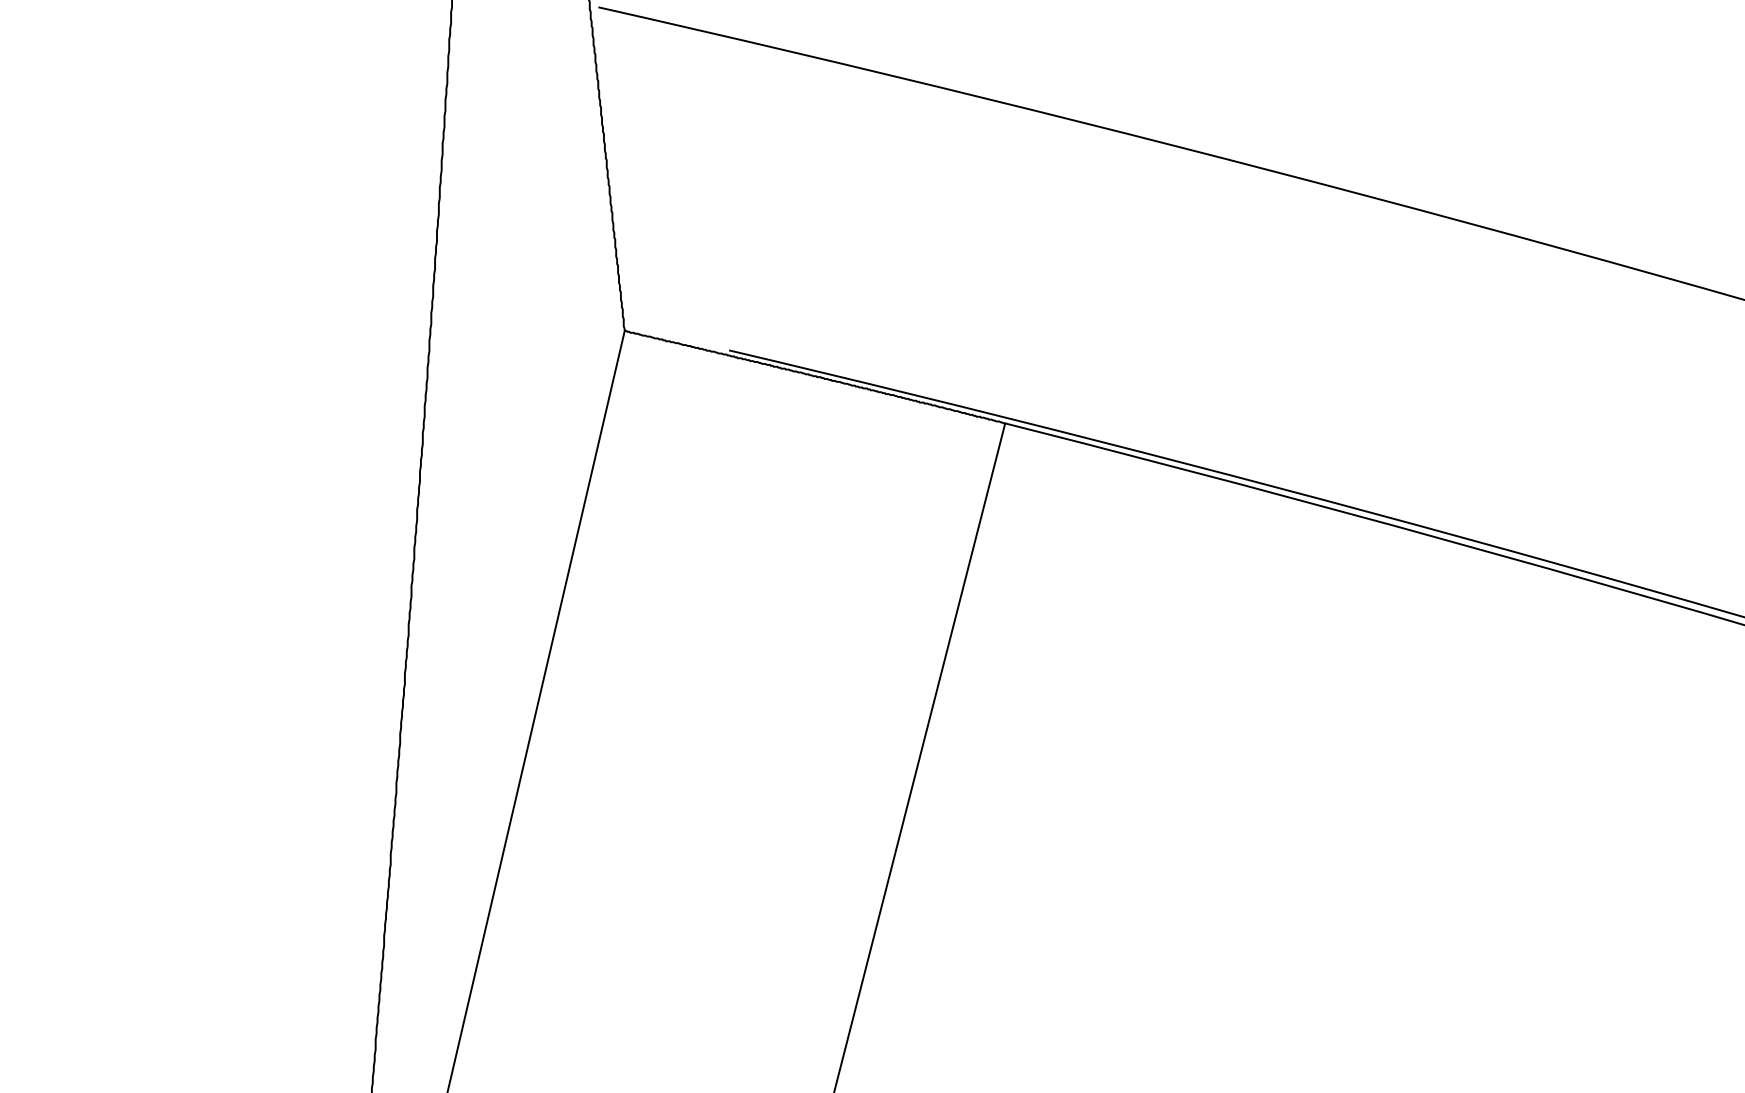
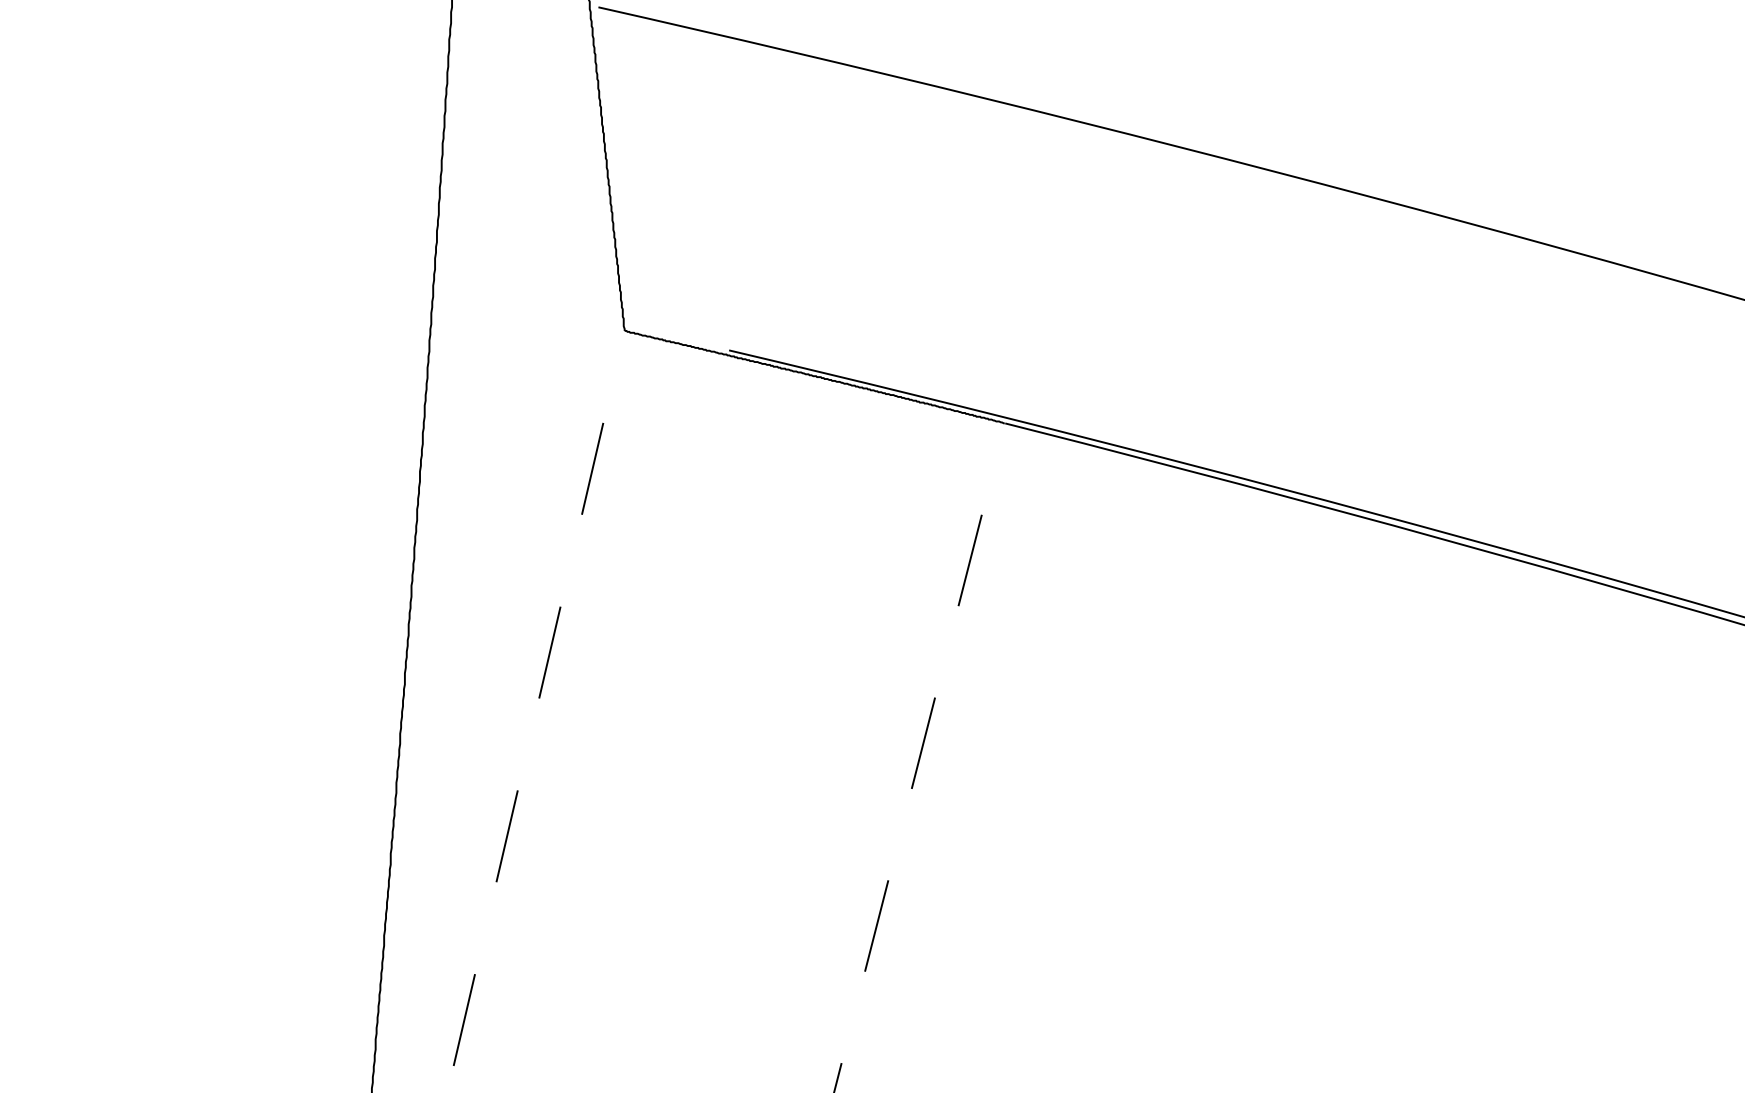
line: solid -> dashed (536, 711)
line: solid -> dashed (919, 757)
